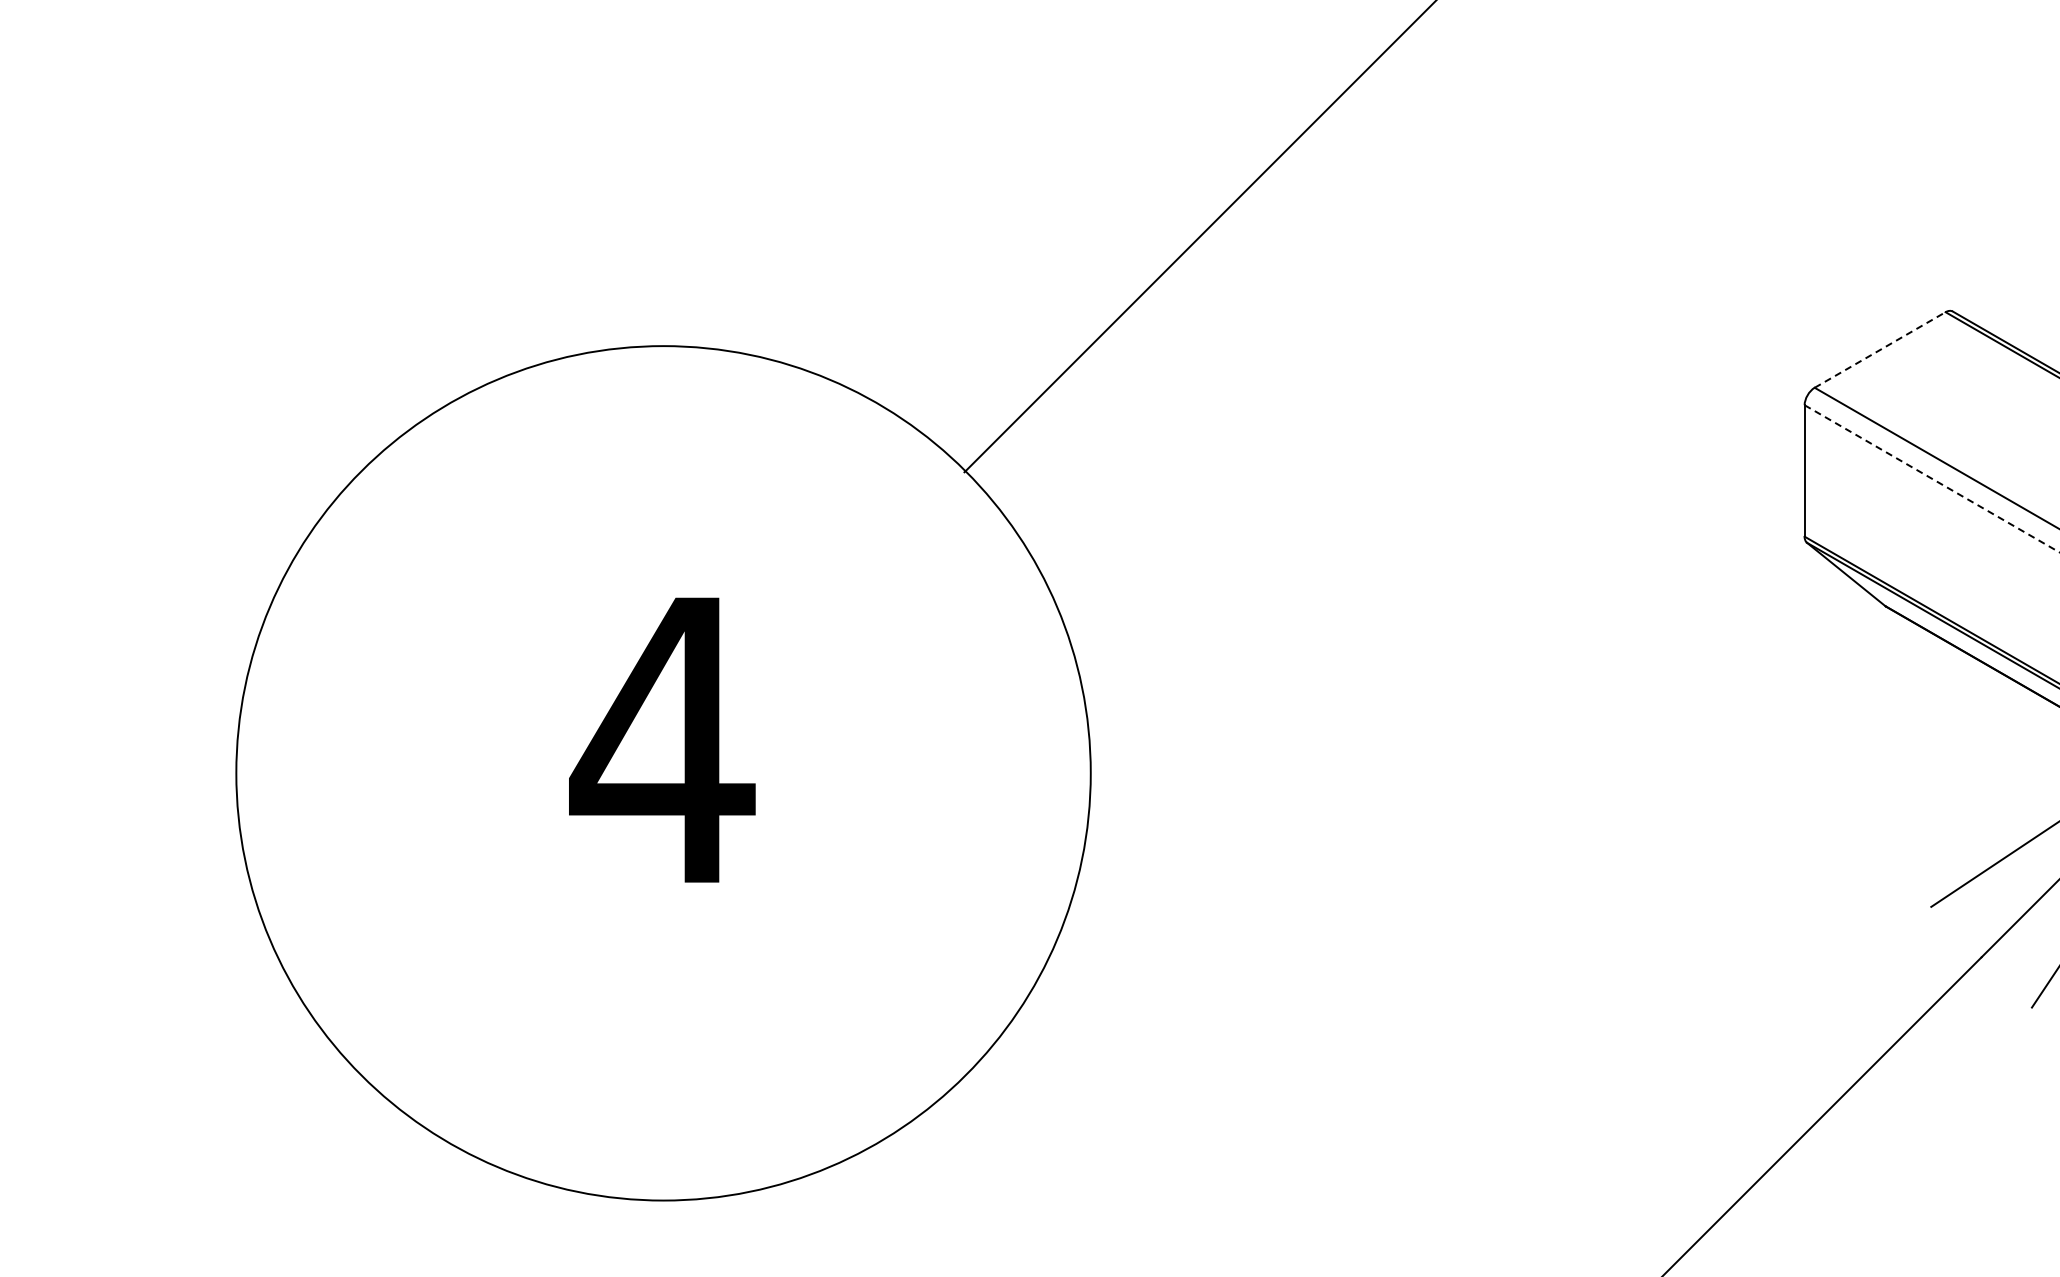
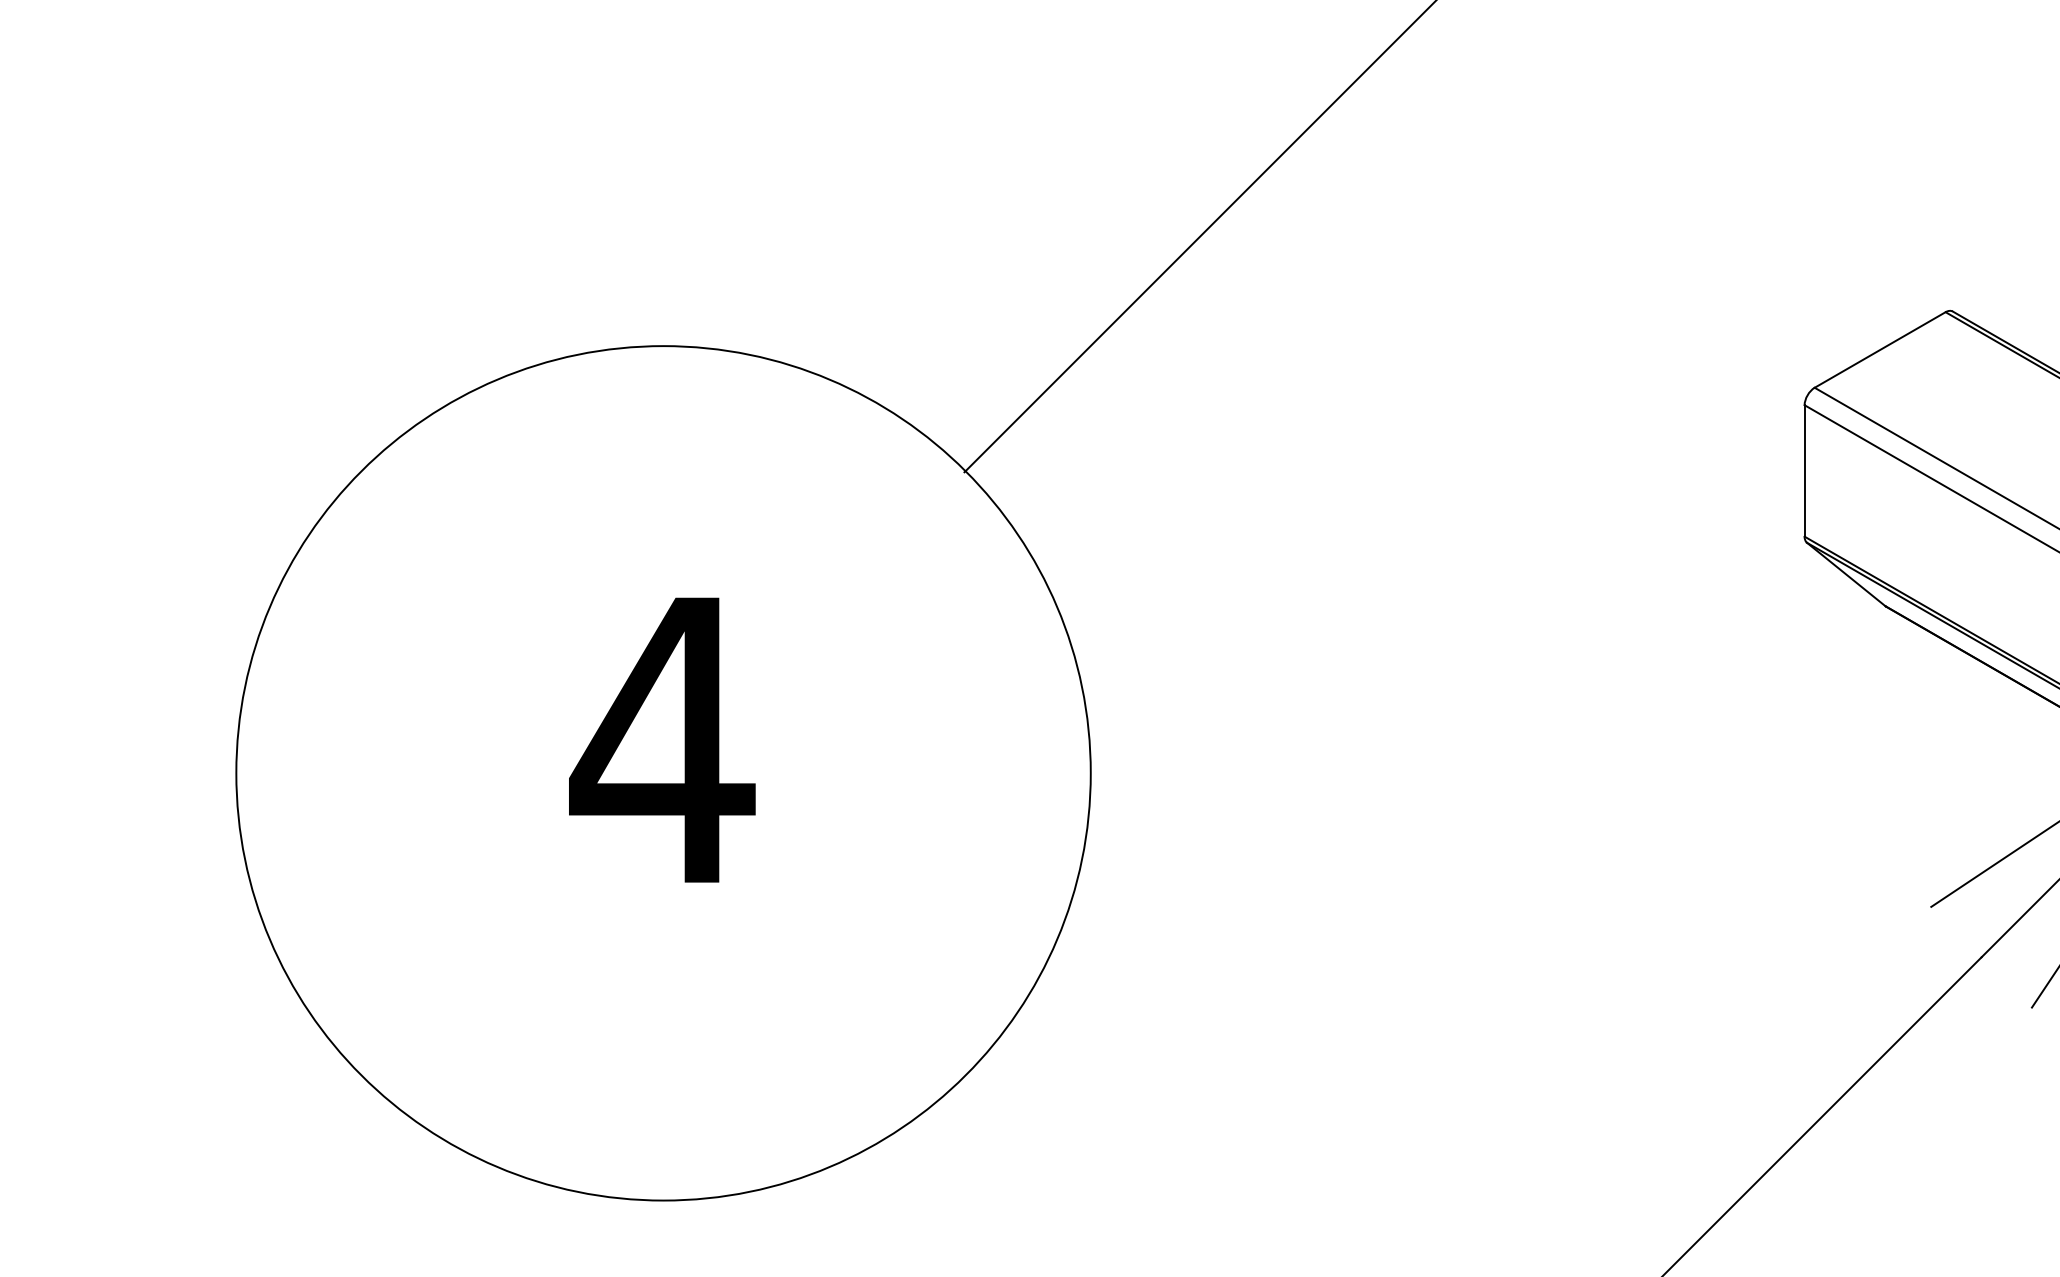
line: dashed -> solid (1880, 349)
line: dashed -> solid (1931, 478)
